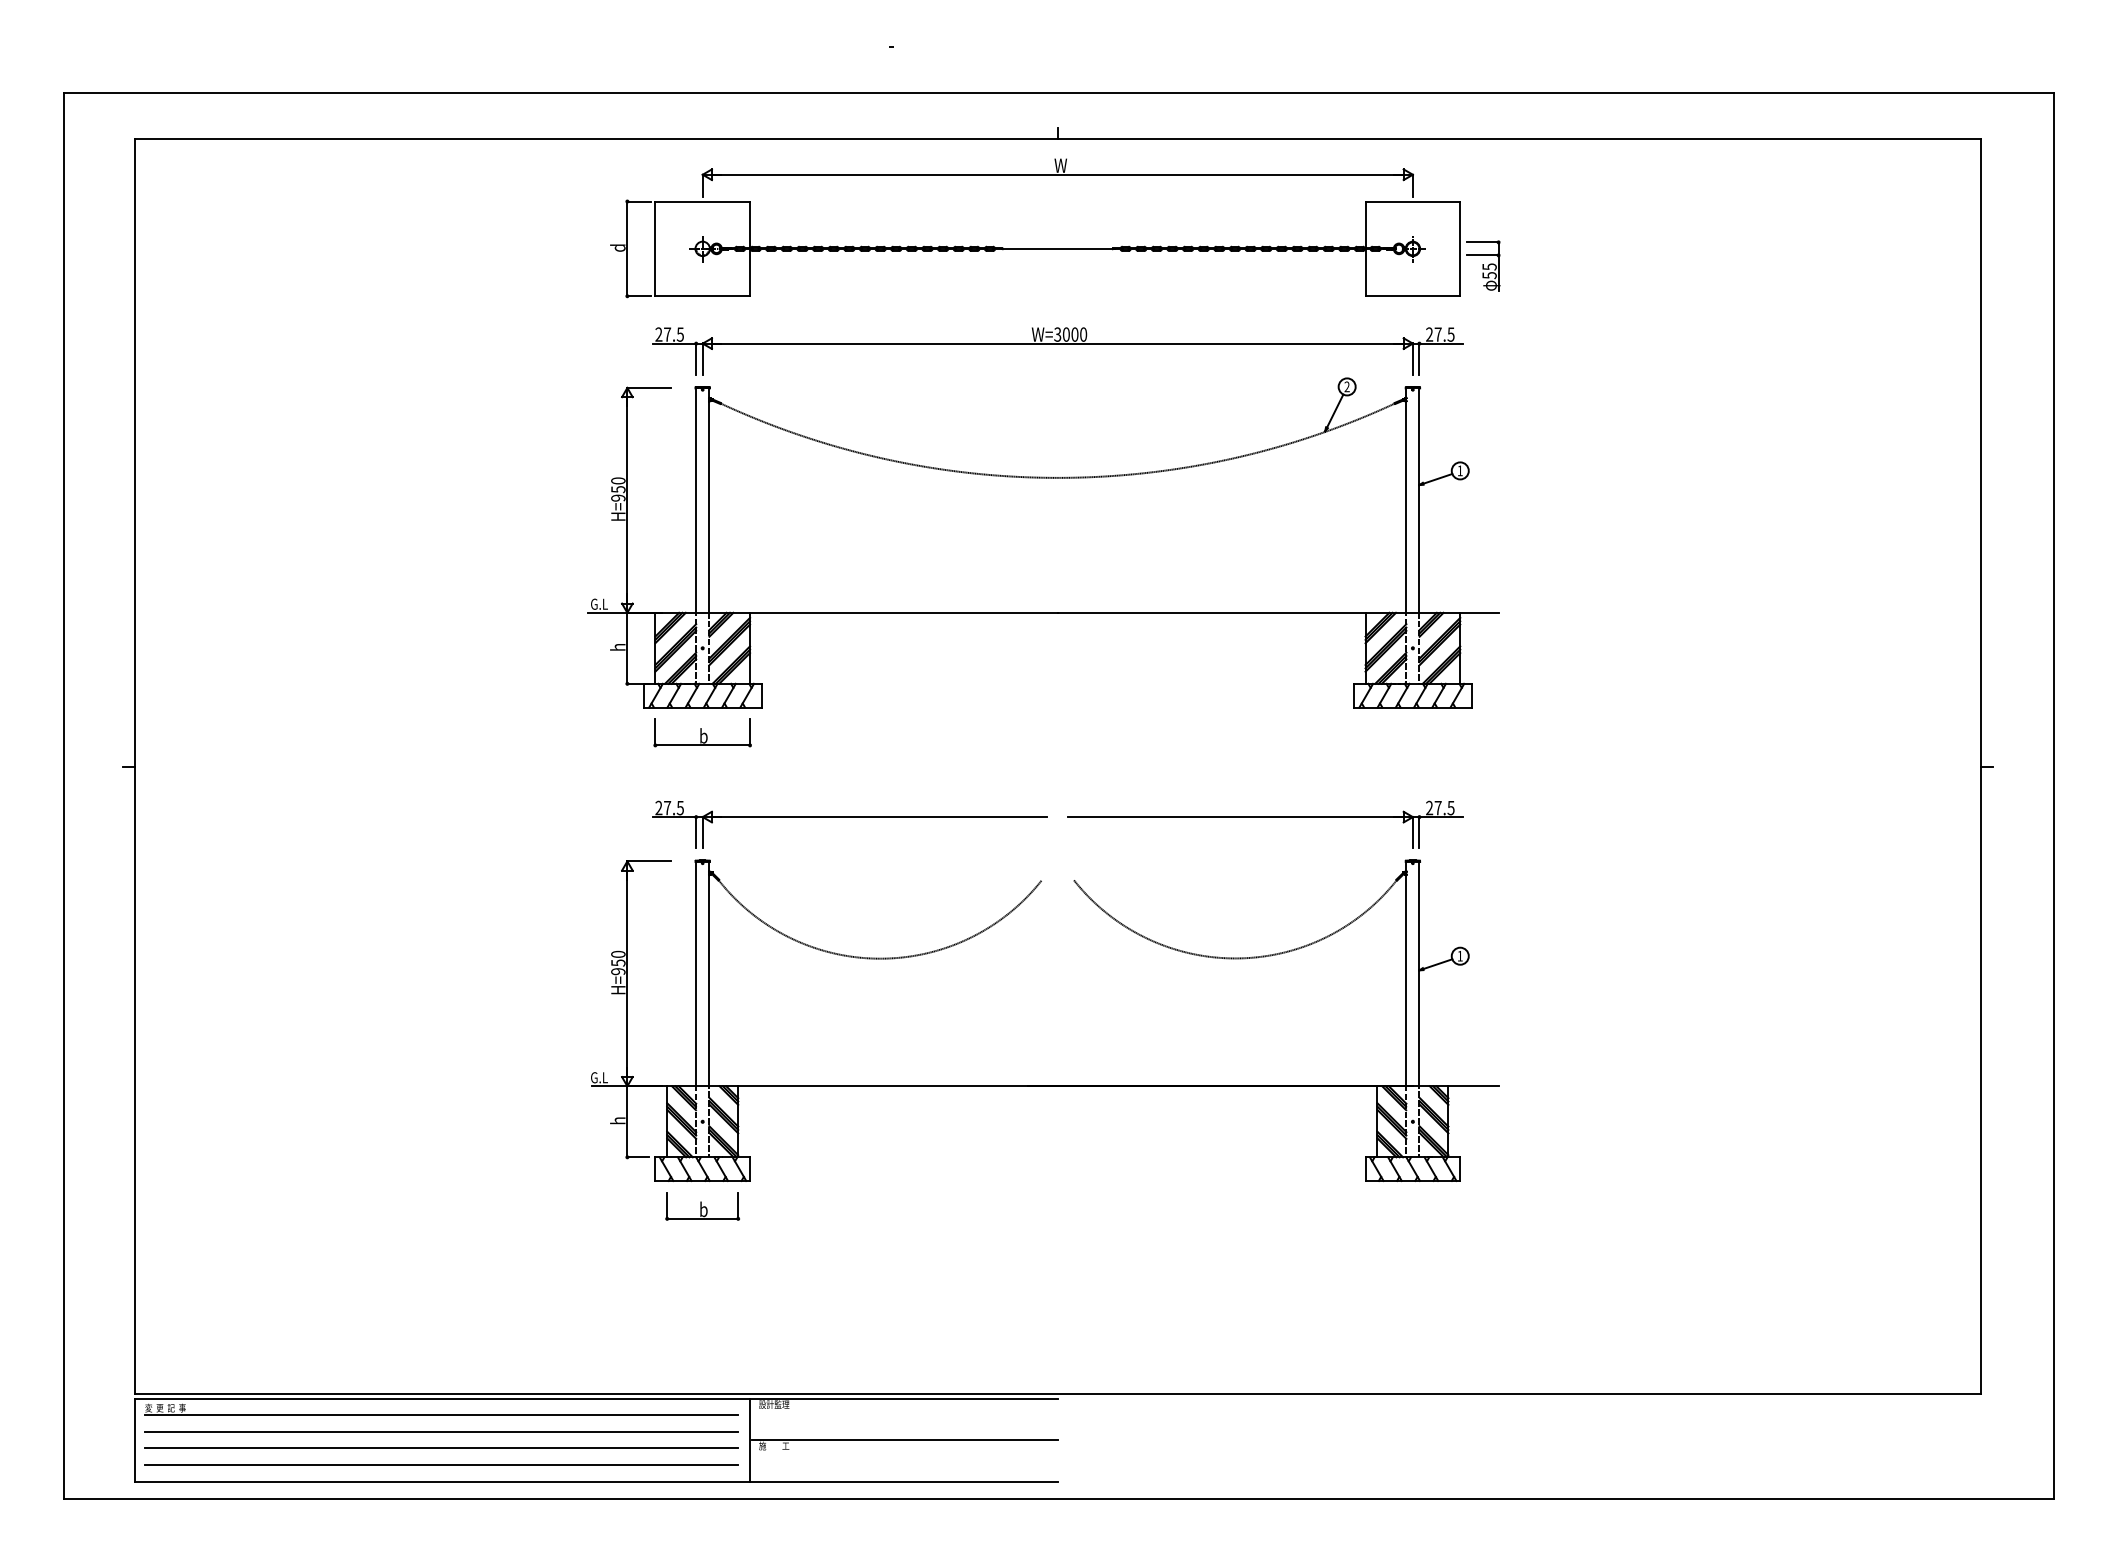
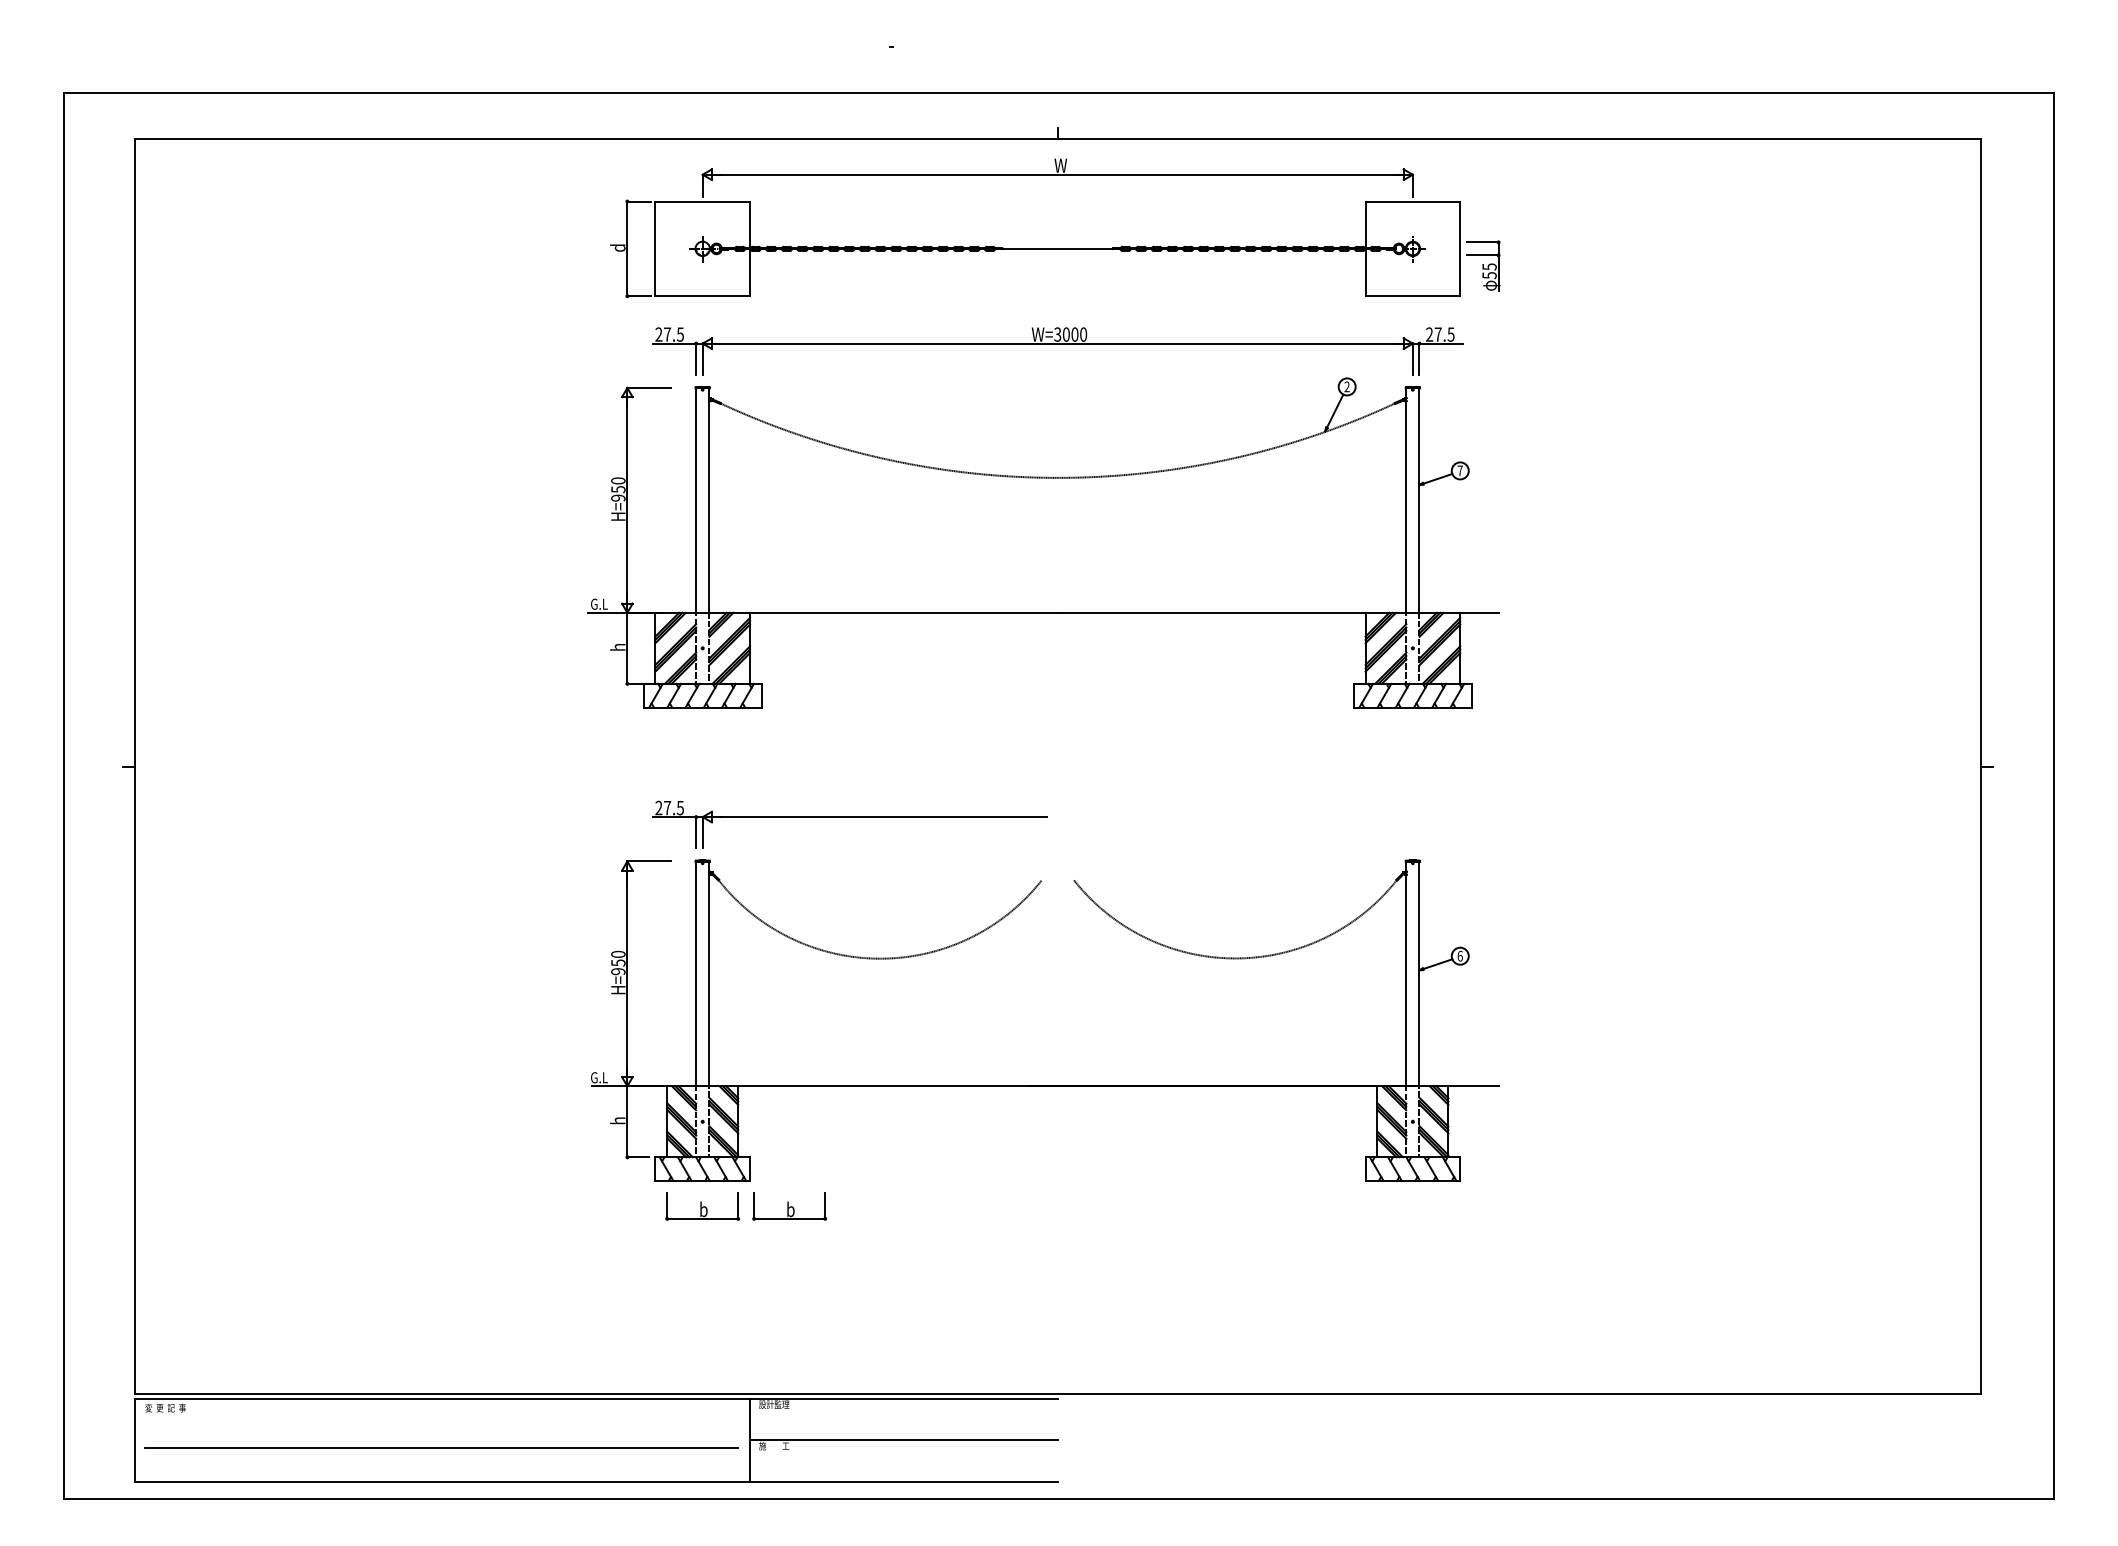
text: 1 -> 7 (1459, 470)
part: present -> none (702, 732)
part: present -> none (1265, 817)
text: 1 -> 6 (1459, 955)
part: none -> present (789, 1206)
line: present -> none (441, 1415)
line: present -> none (441, 1431)
line: present -> none (441, 1465)
